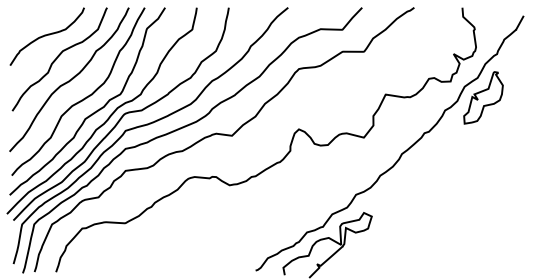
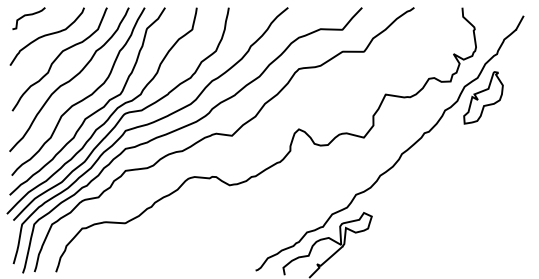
curve: none -> present (26, 16)
